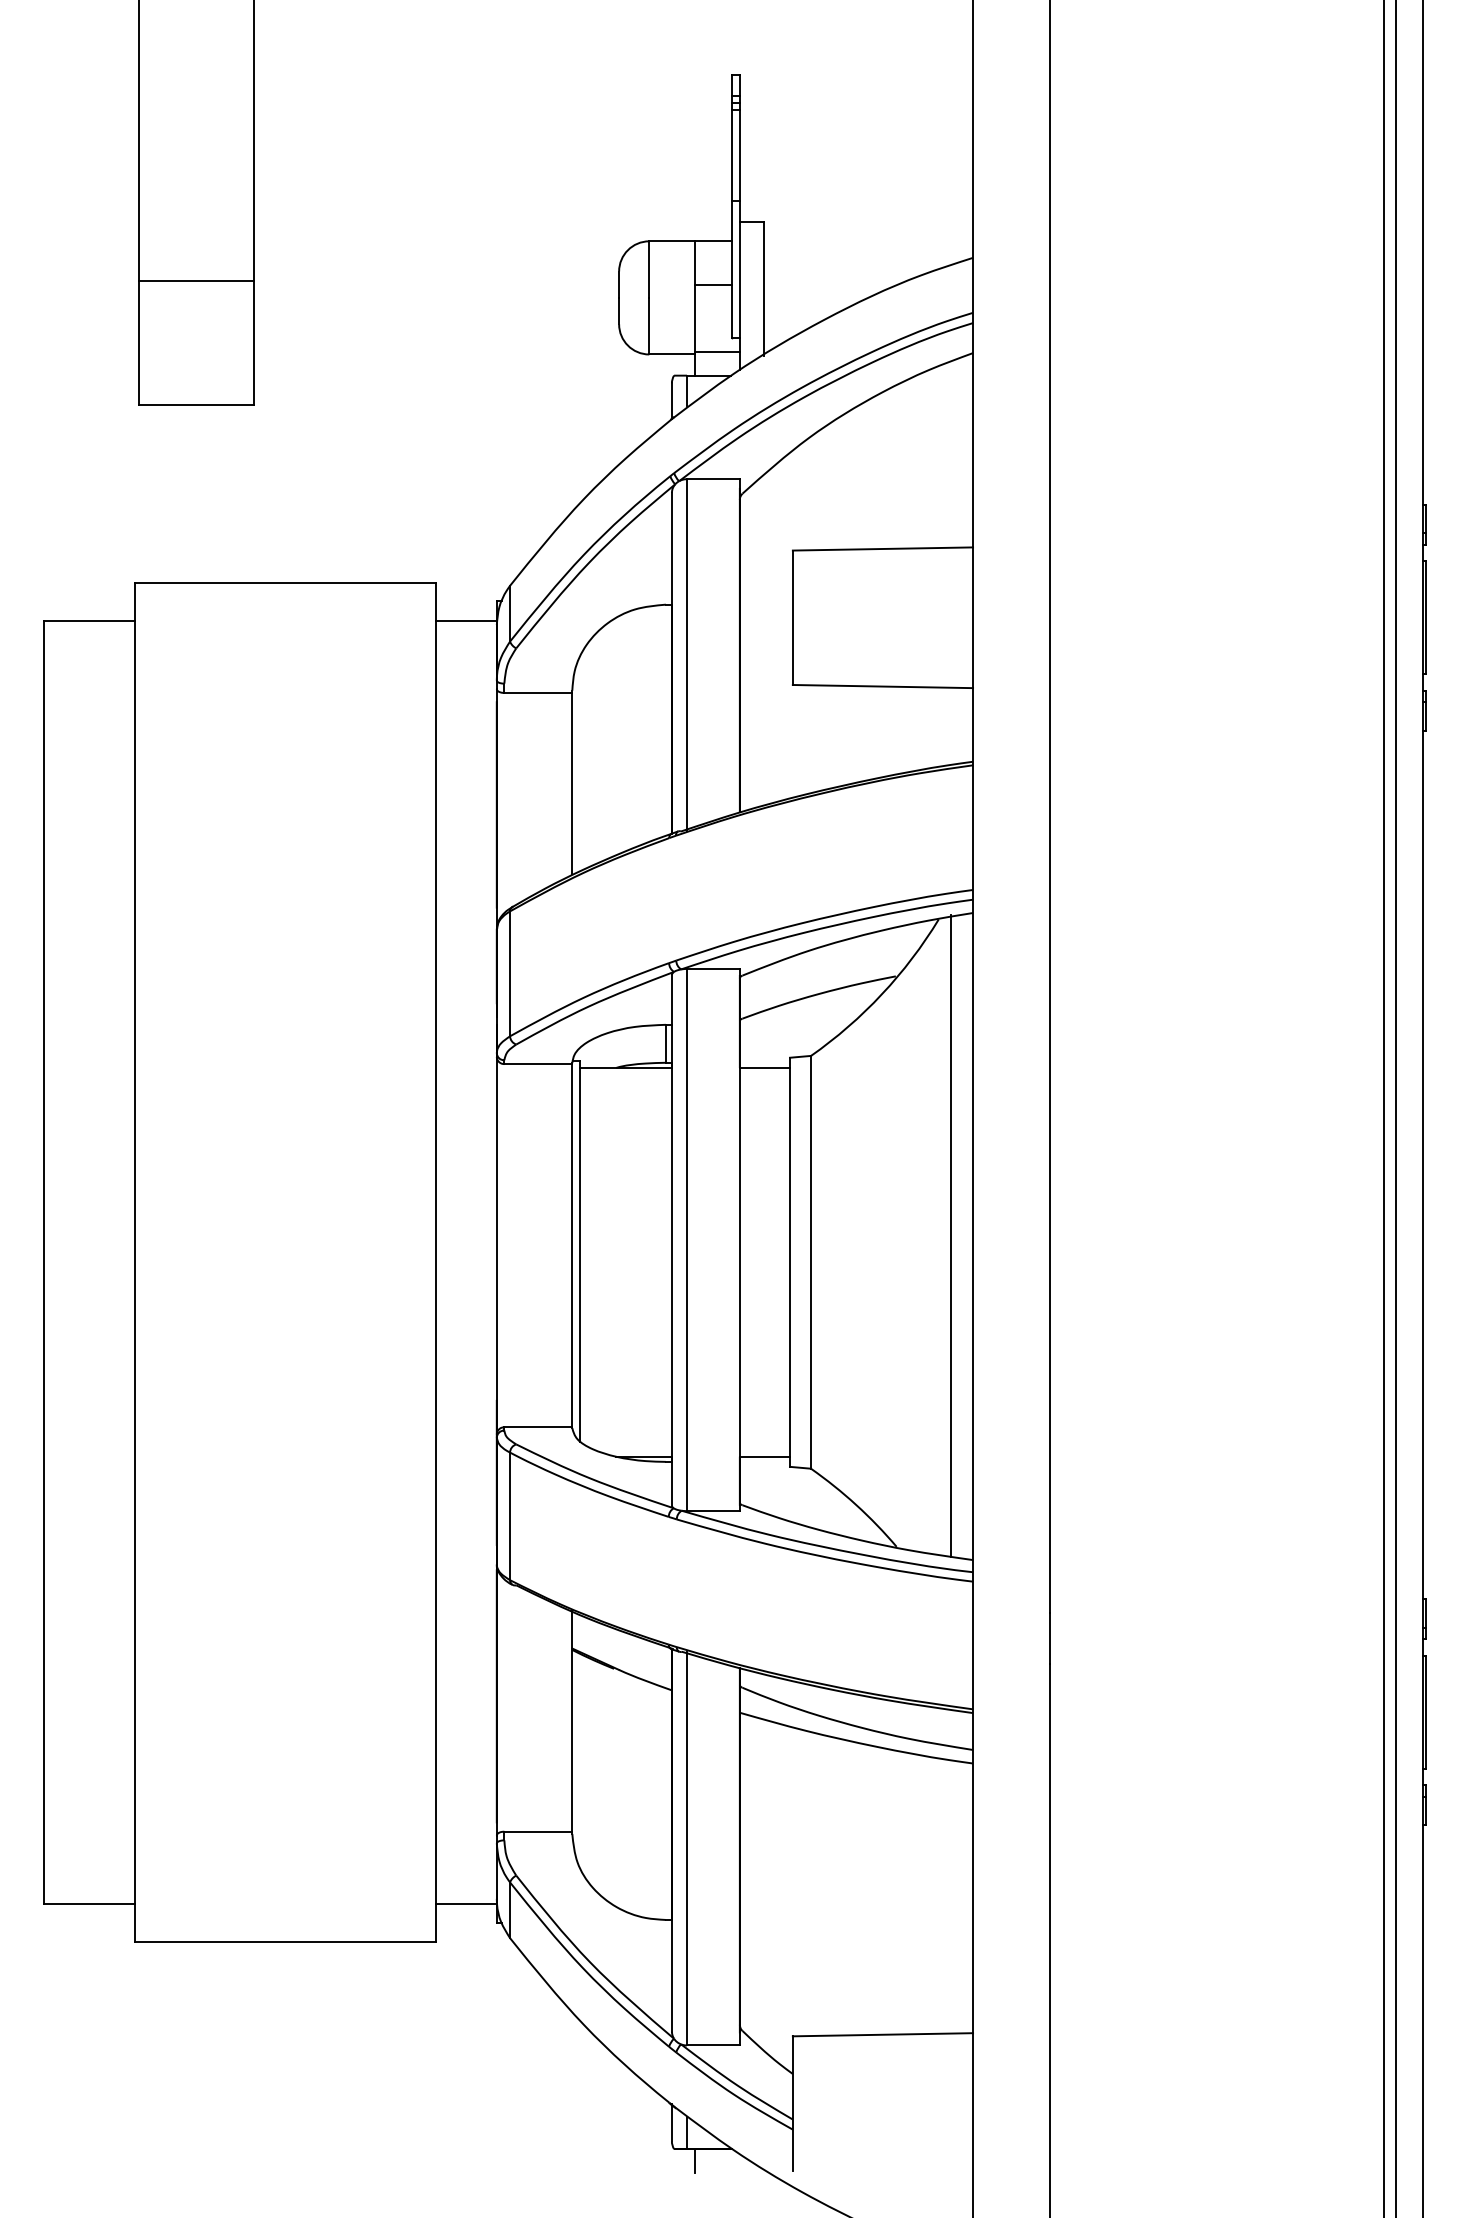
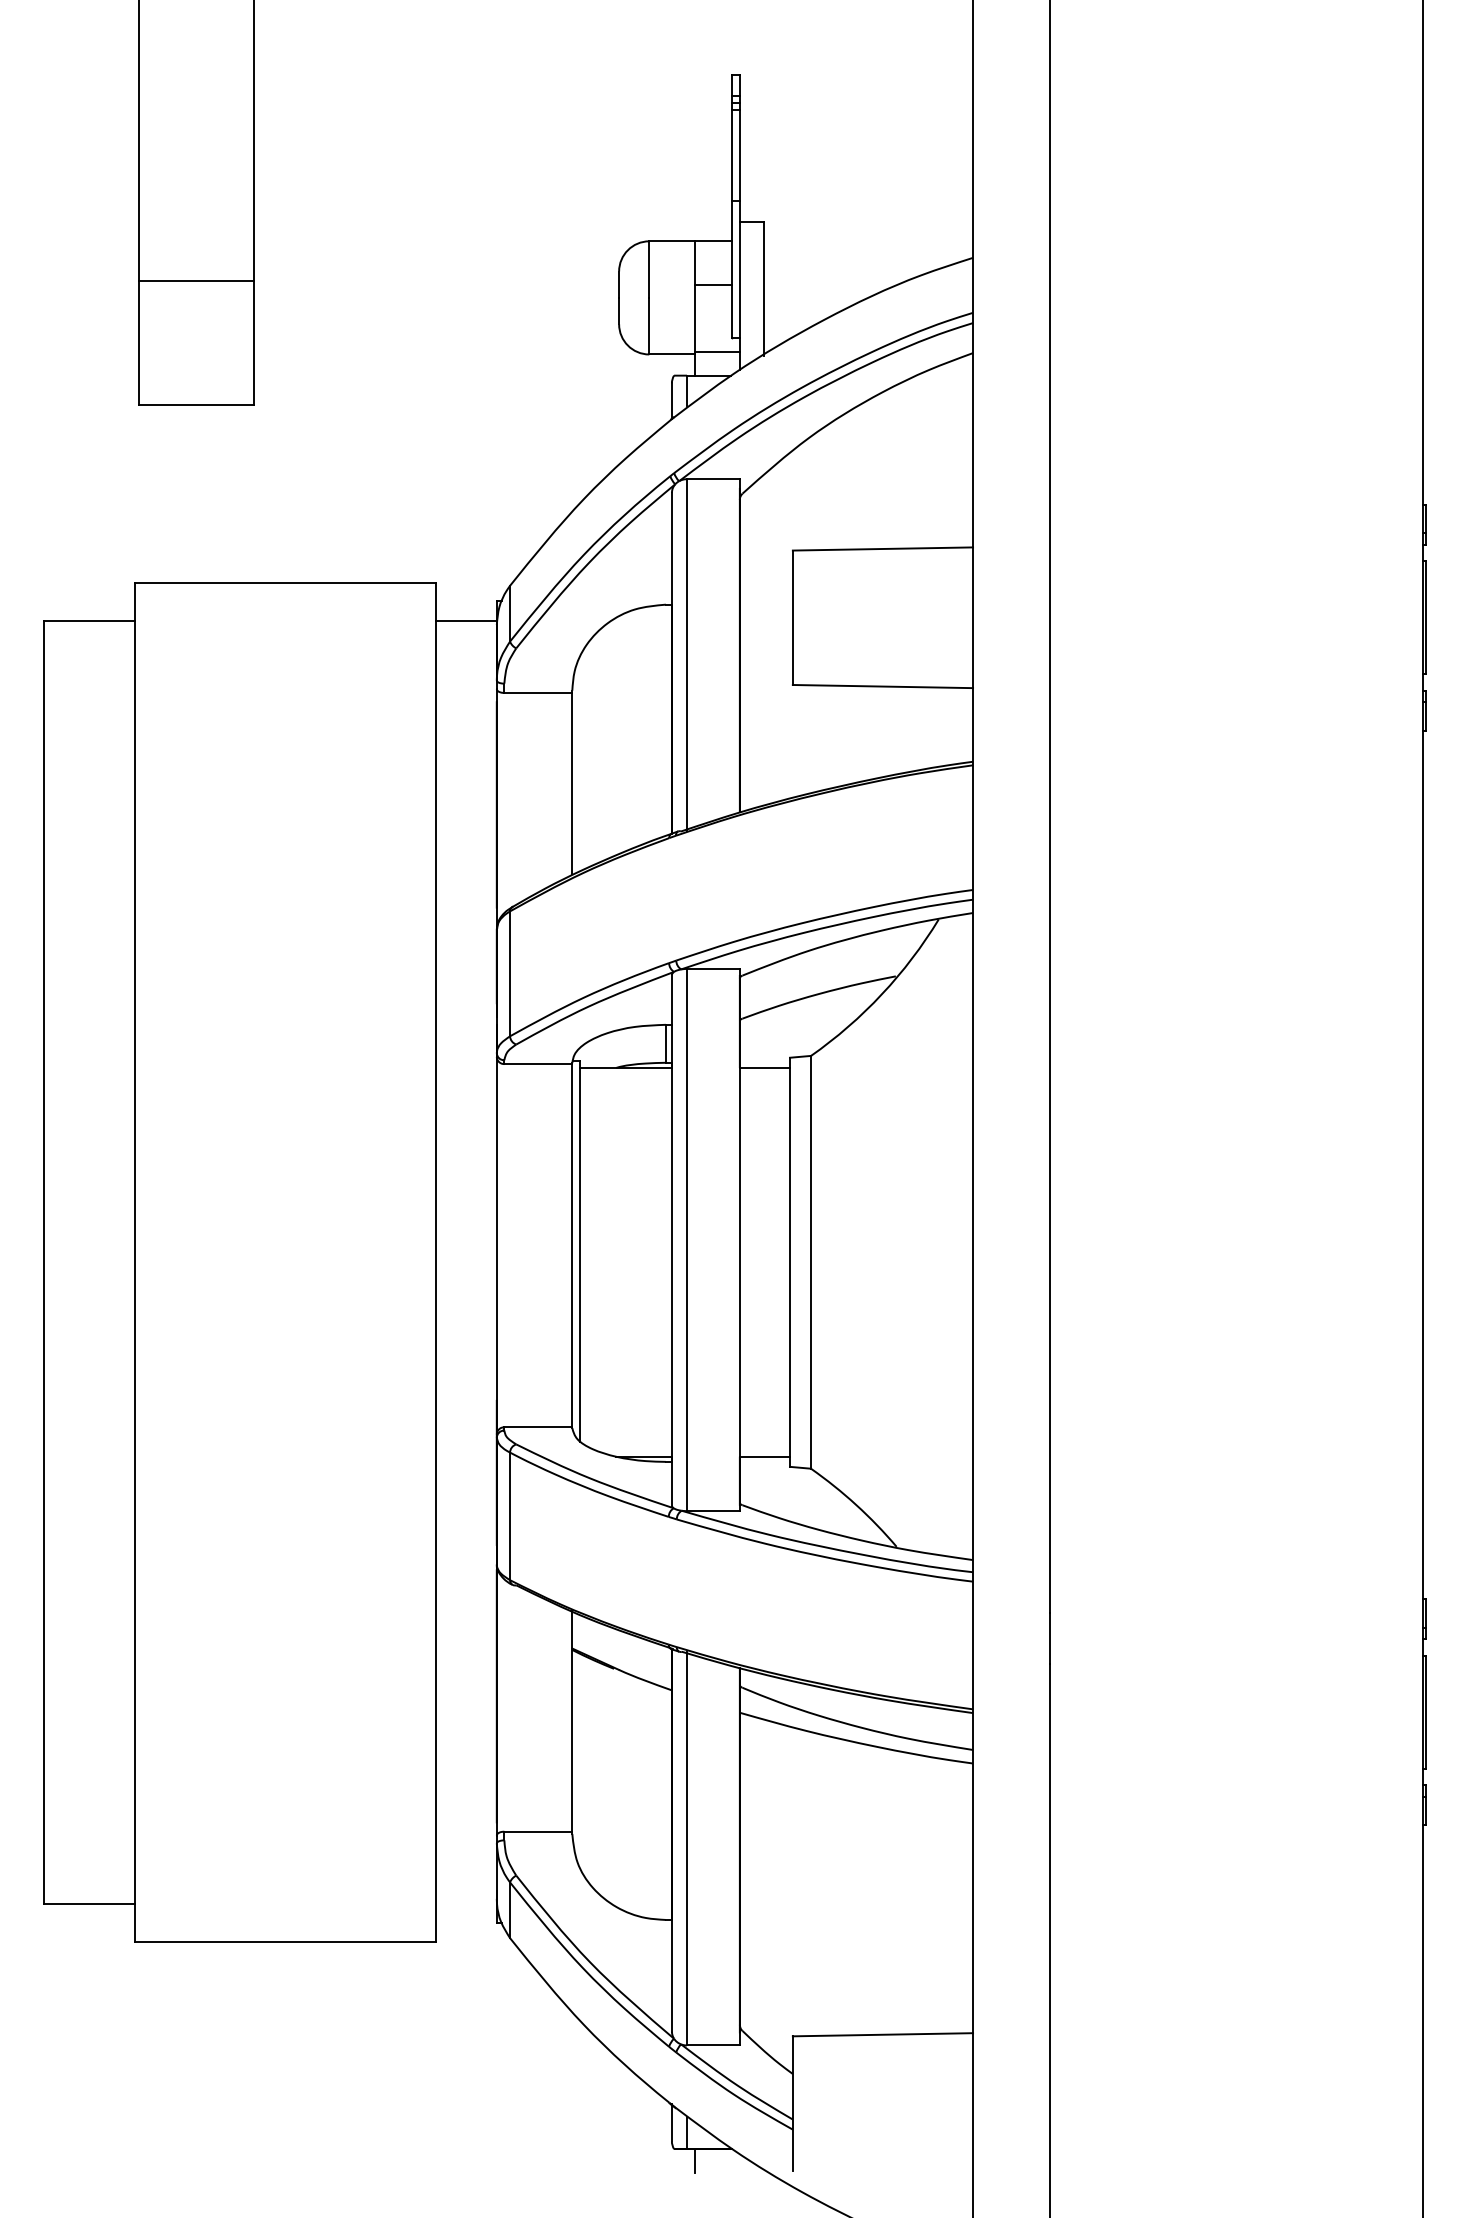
line: present -> none (1383, 1108)
line: present -> none (1395, 1108)
line: present -> none (951, 1236)
line: present -> none (466, 1903)
